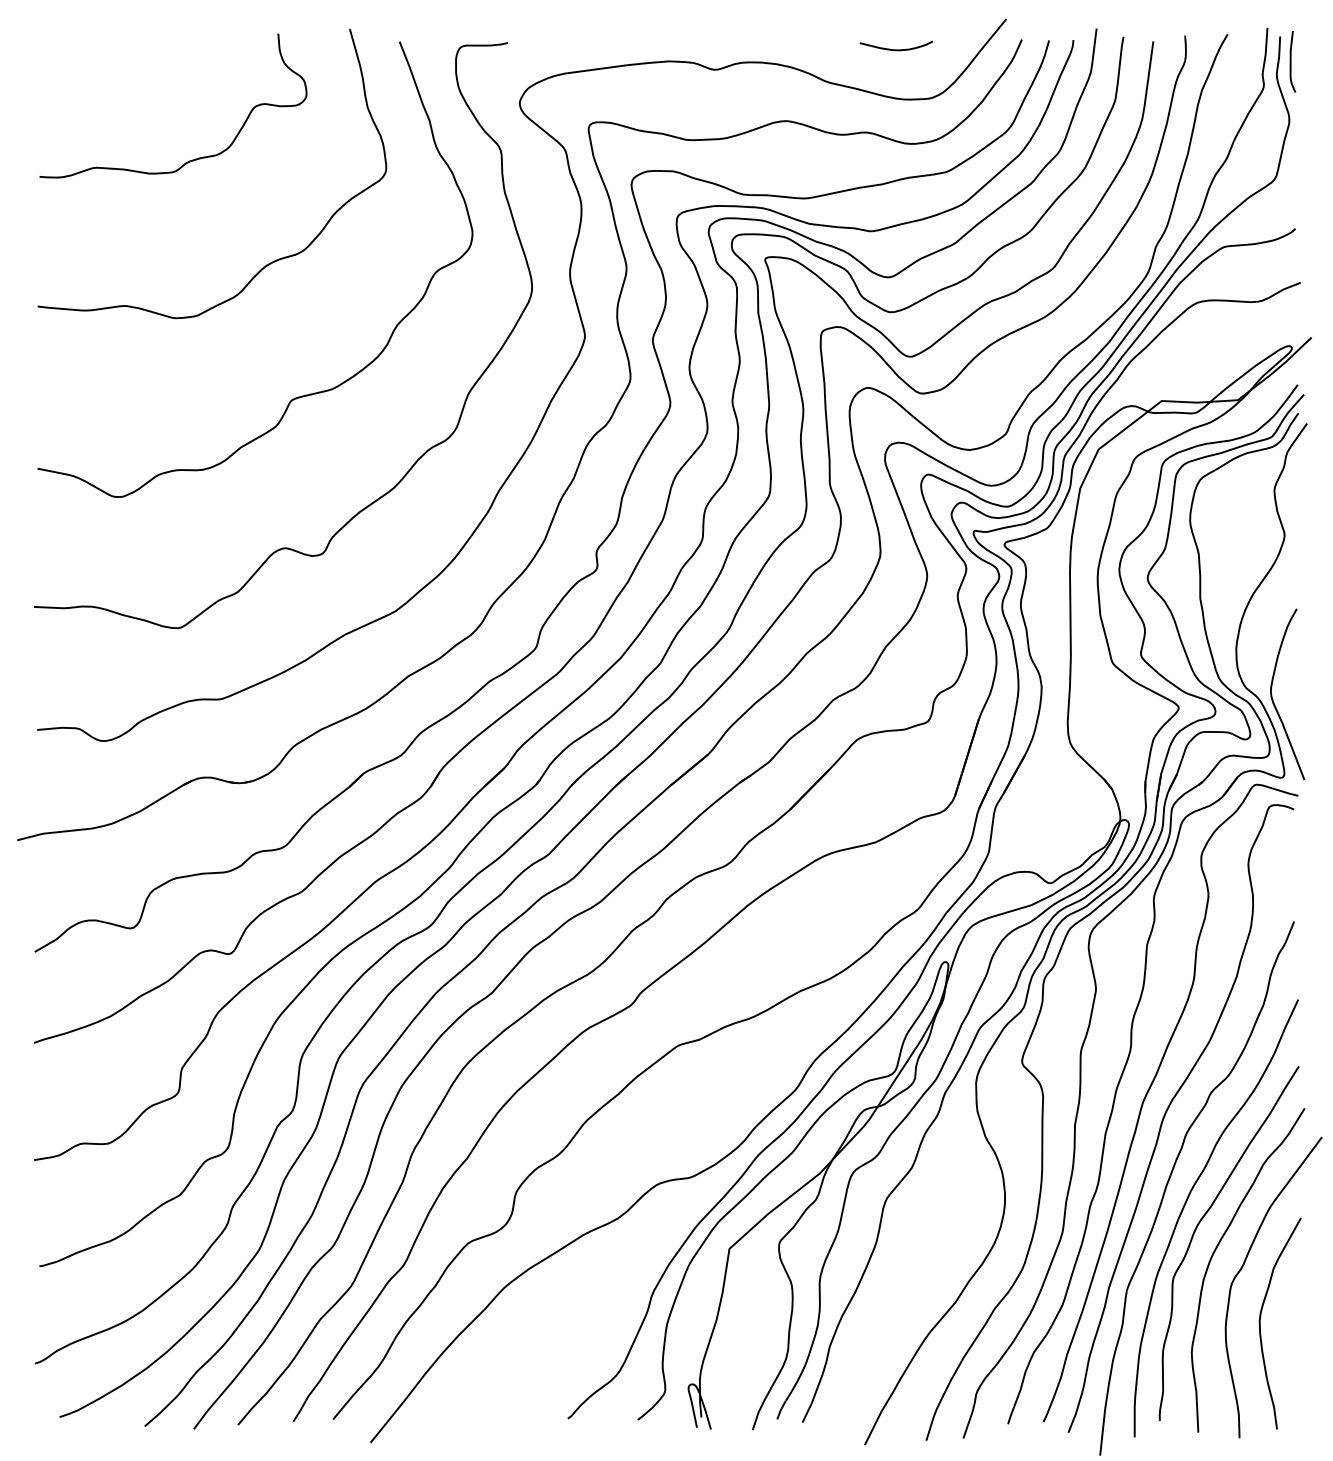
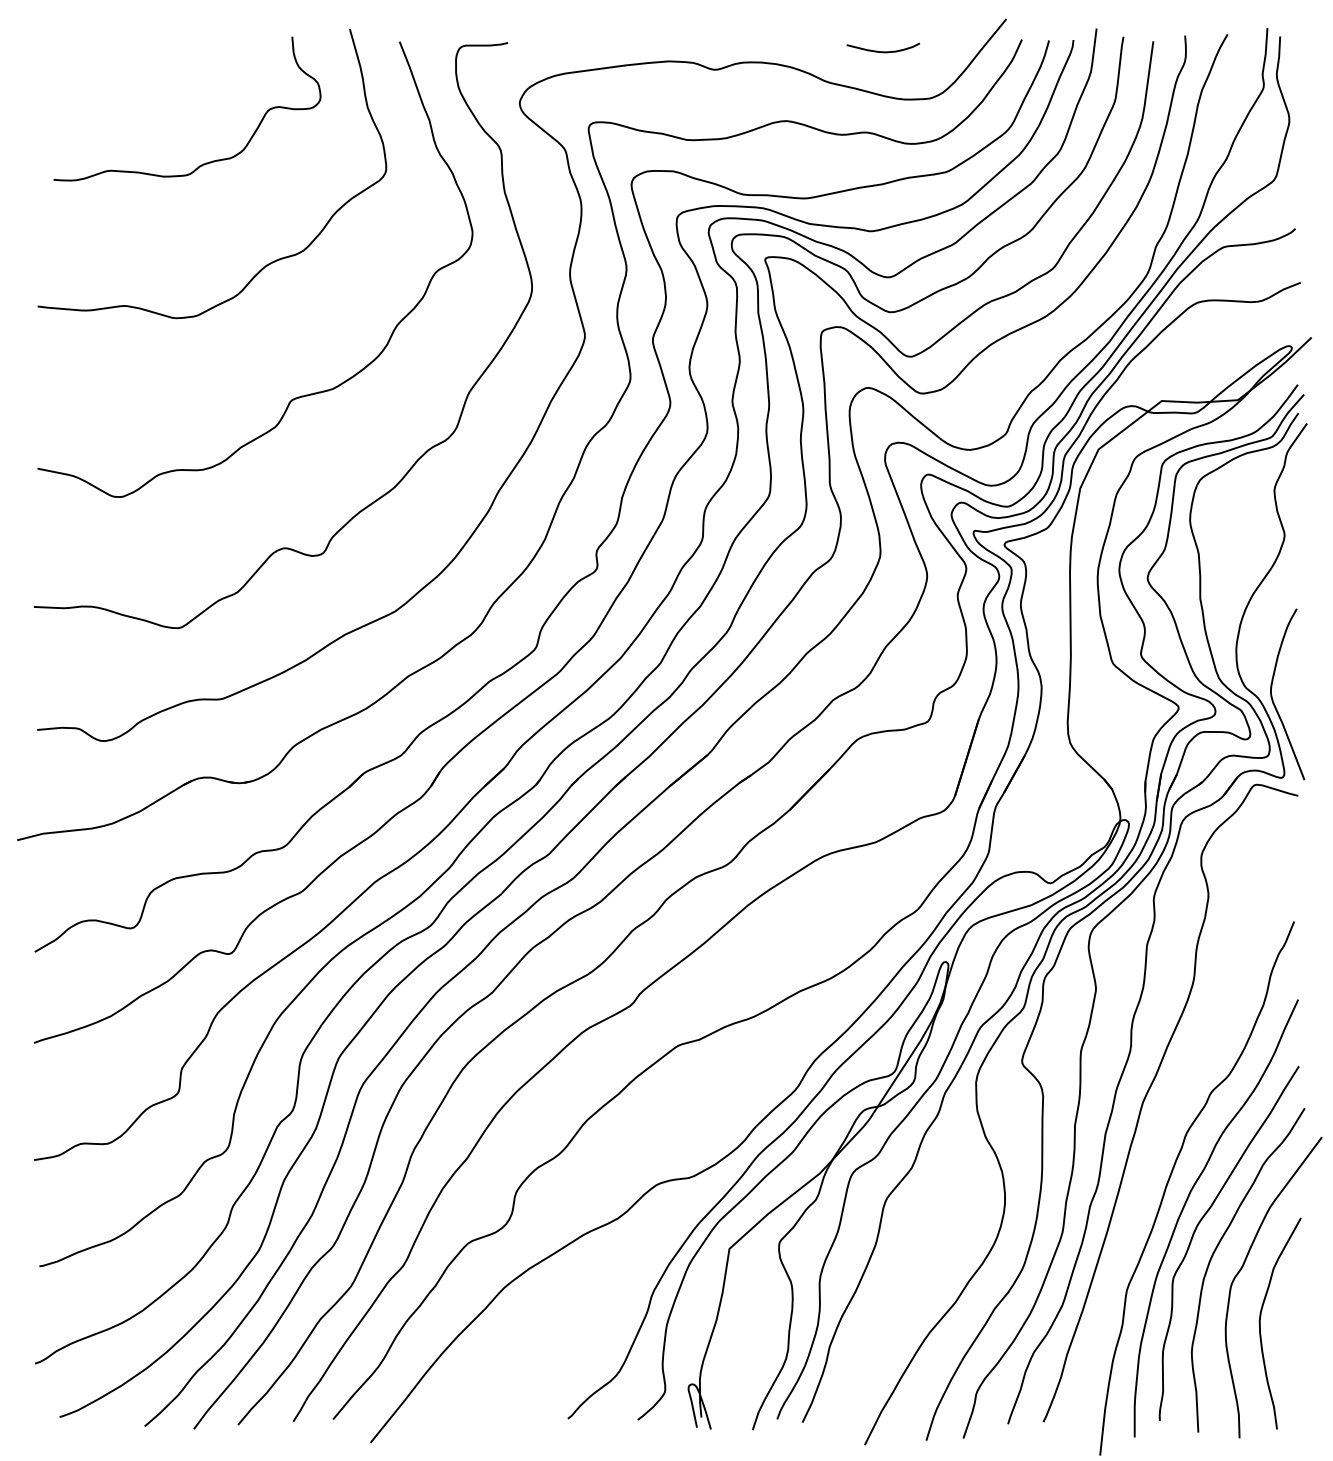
curve position: (896, 49) -> (883, 51) (883, 51)
curve: present -> none (1291, 61)
curve position: (192, 159) -> (206, 162) (206, 162)
curve: present -> none (1166, 1114)
